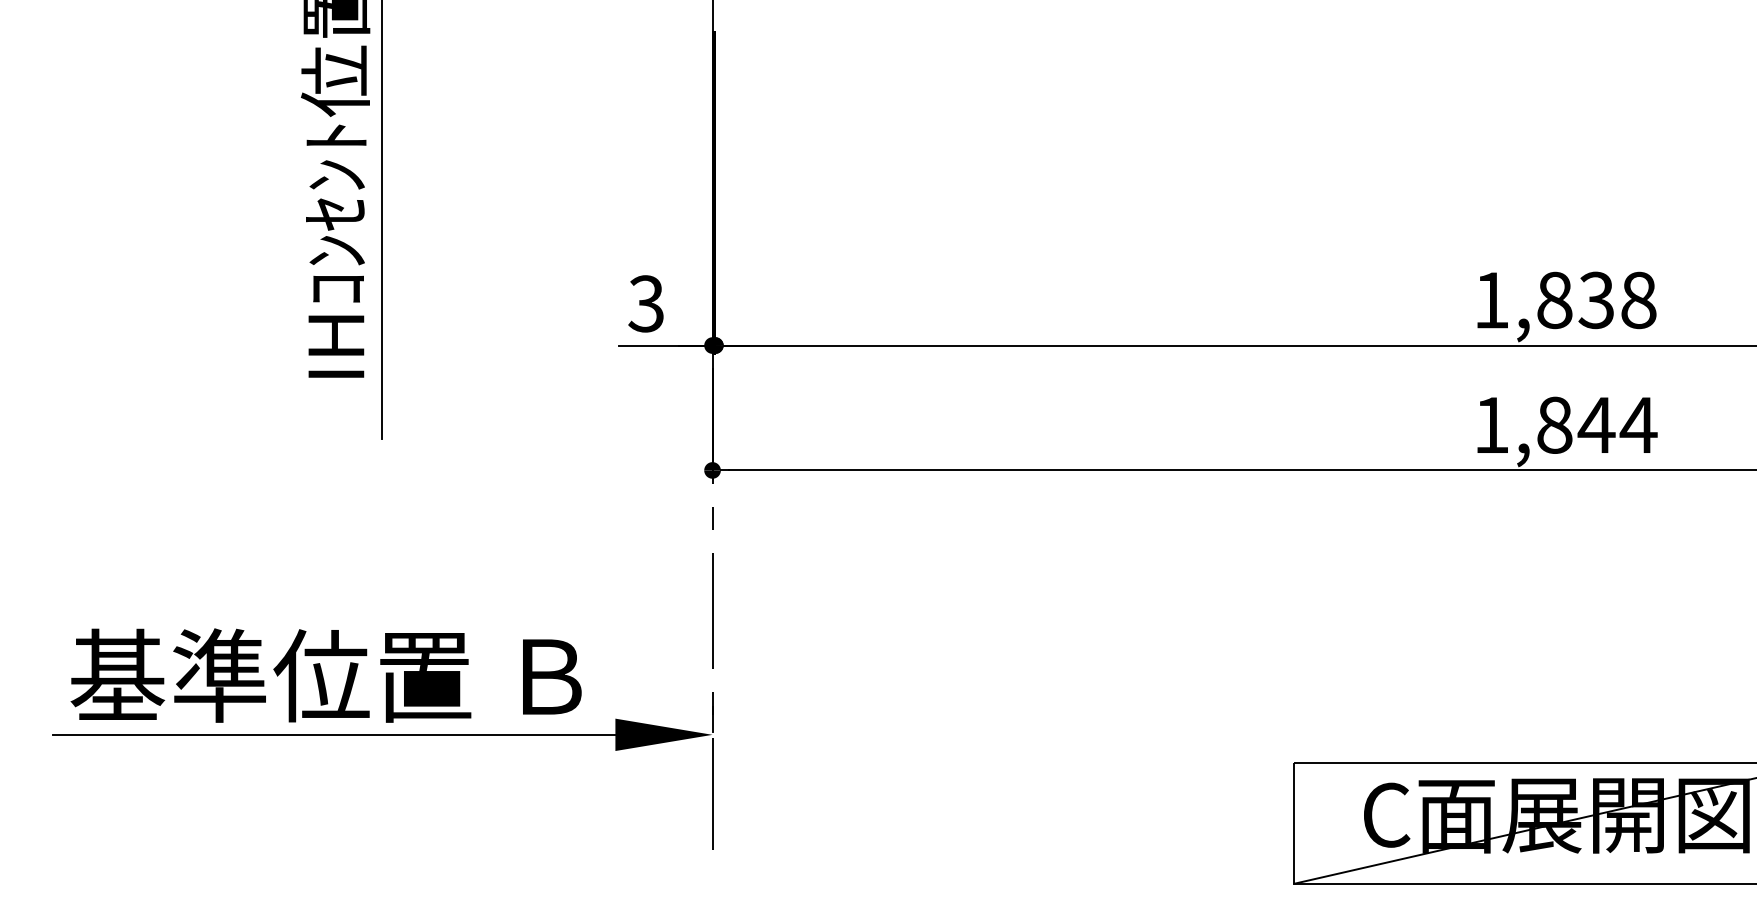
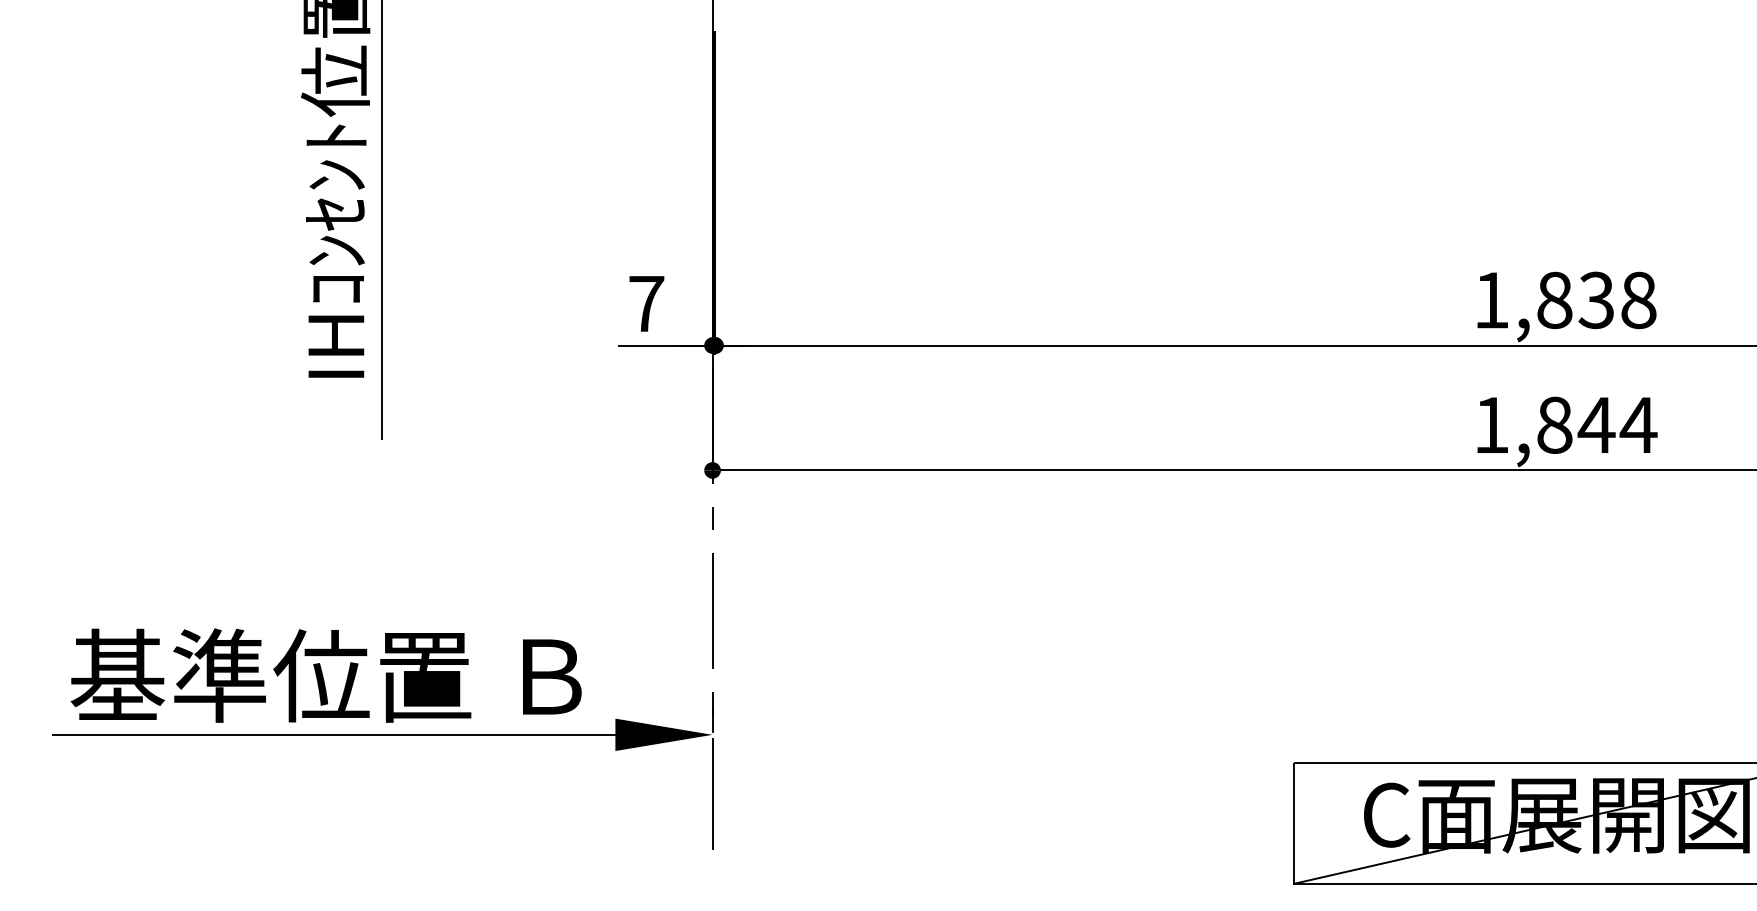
text: 3 -> 7 (646, 303)
